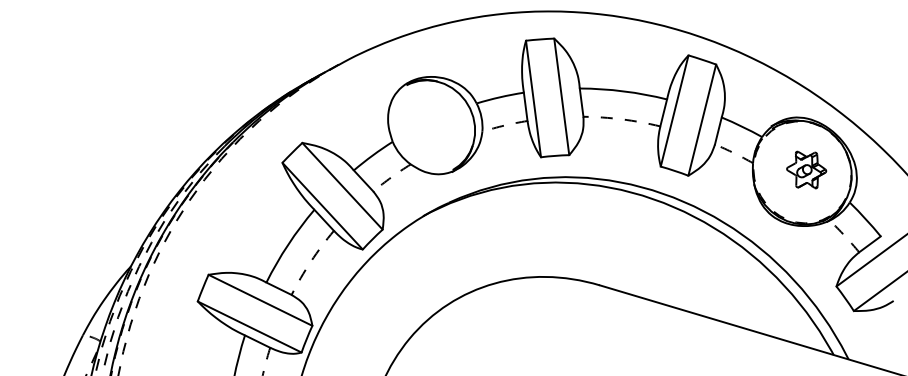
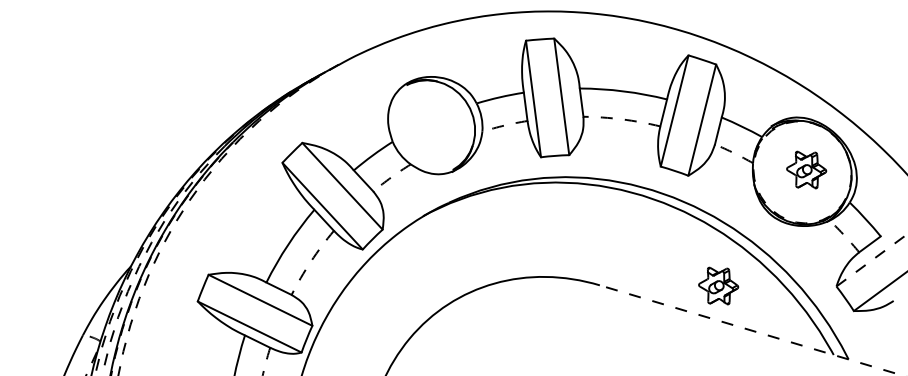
line: solid -> dashed (872, 259)
part: none -> present (718, 285)
line: solid -> dashed (751, 330)
